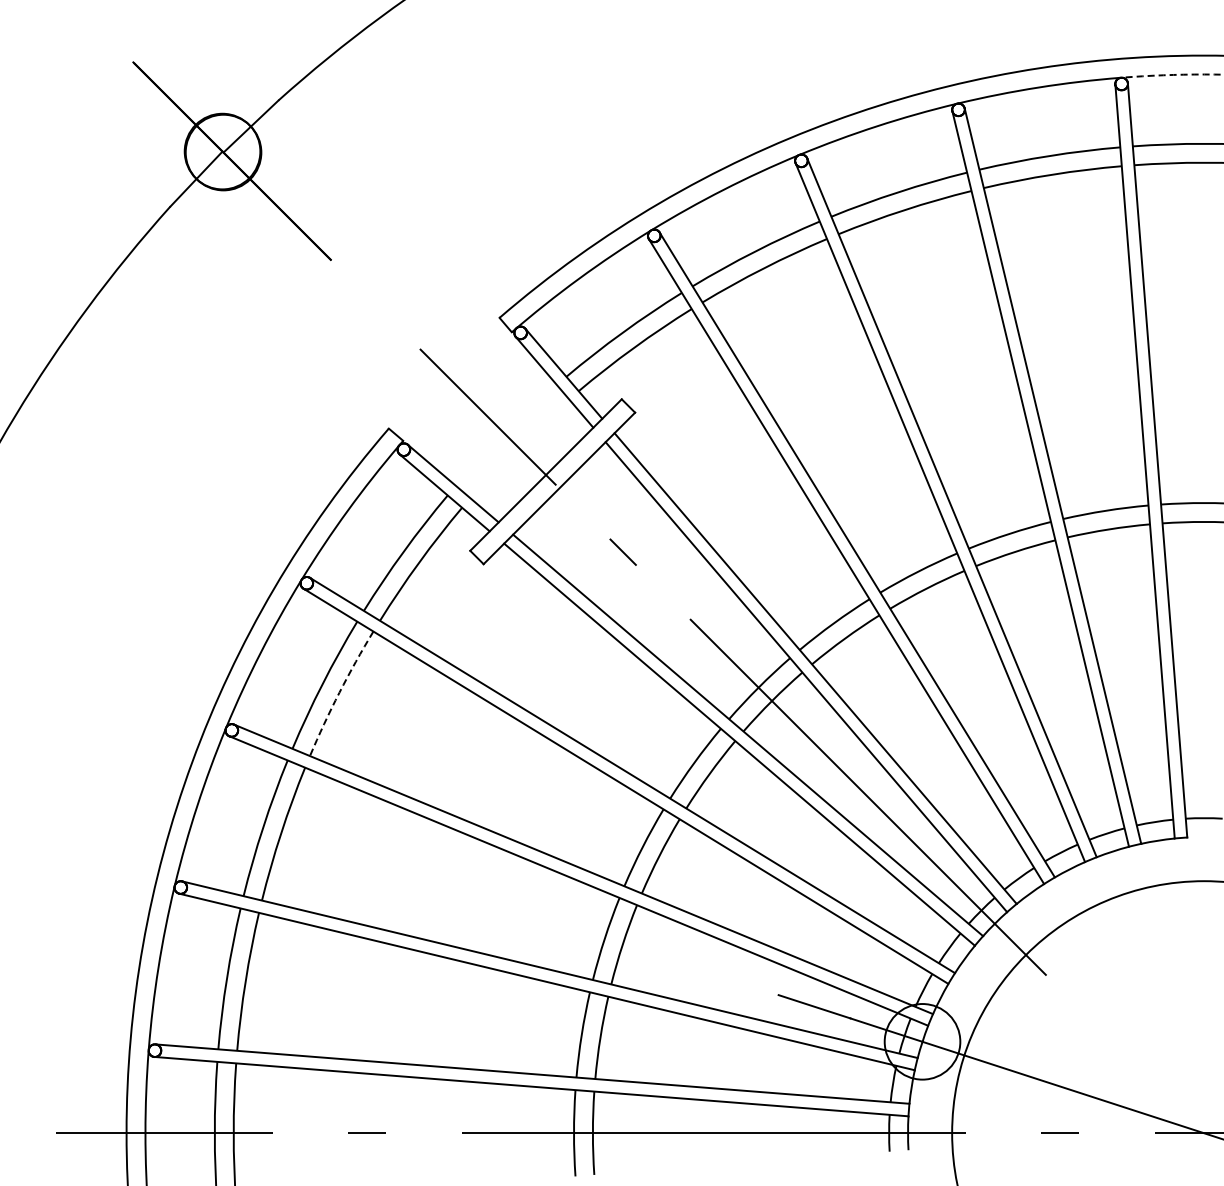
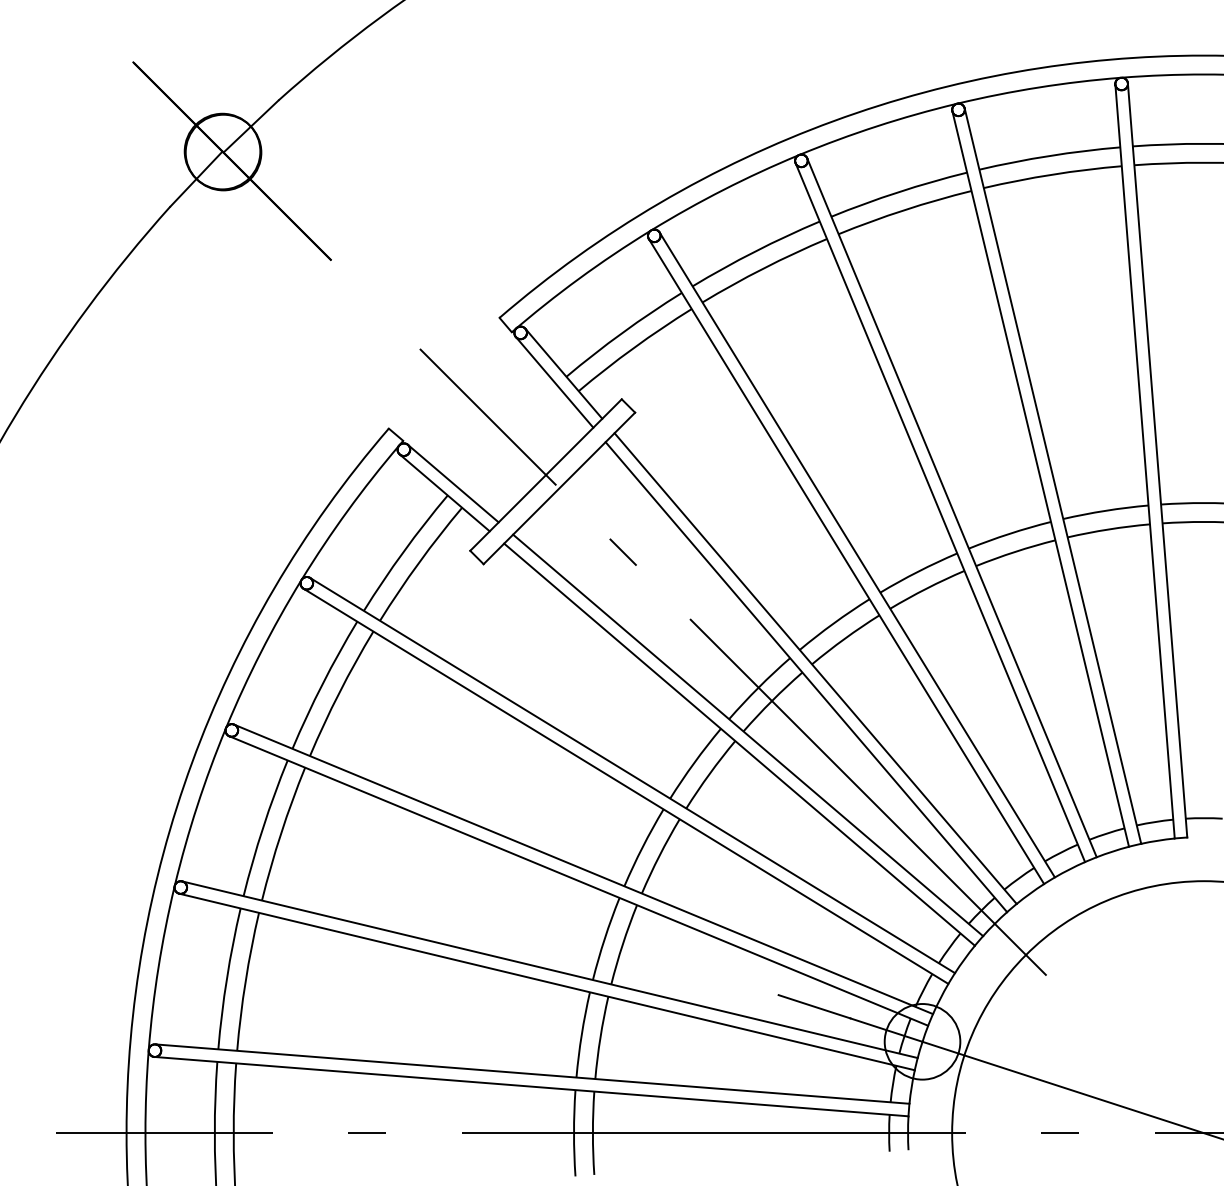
arc: dashed -> solid (1173, 75)
arc: dashed -> solid (339, 692)
